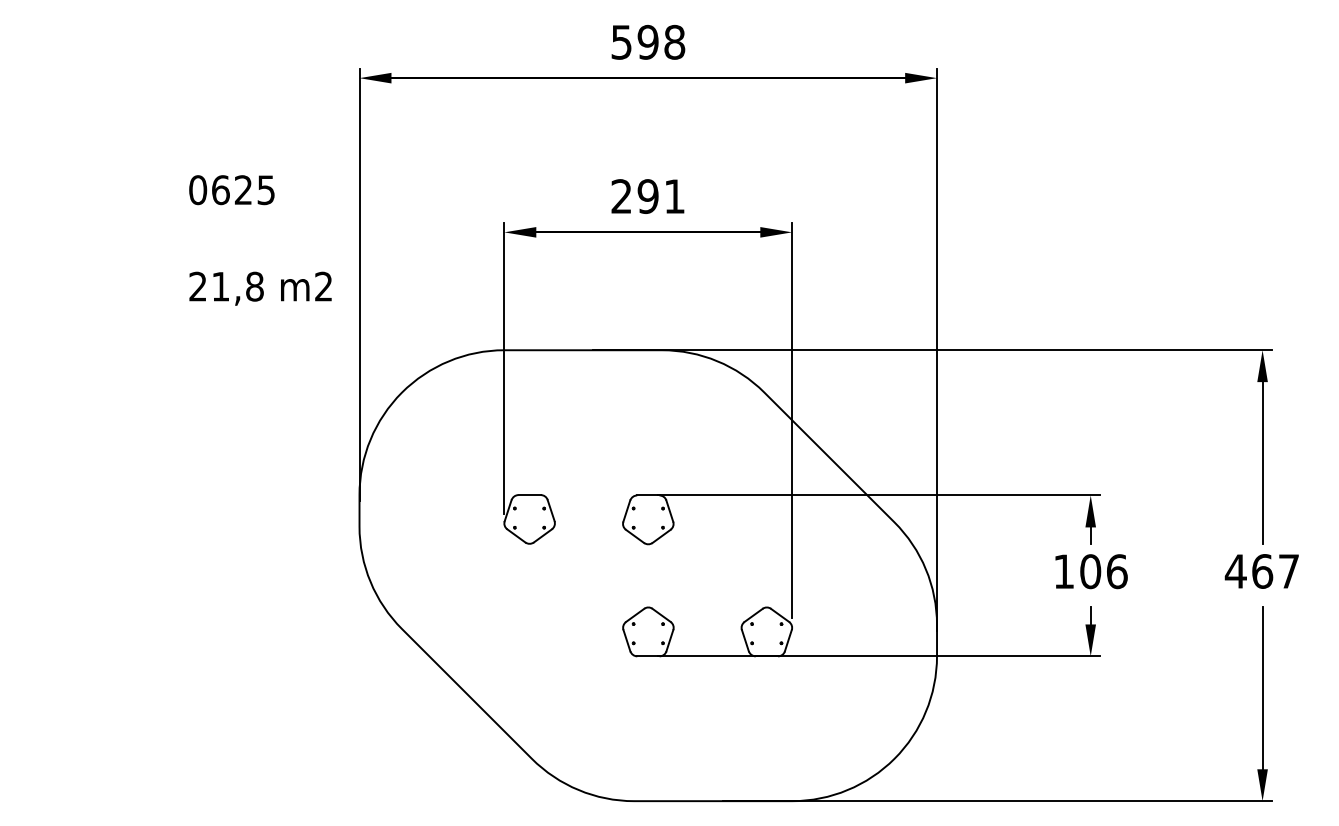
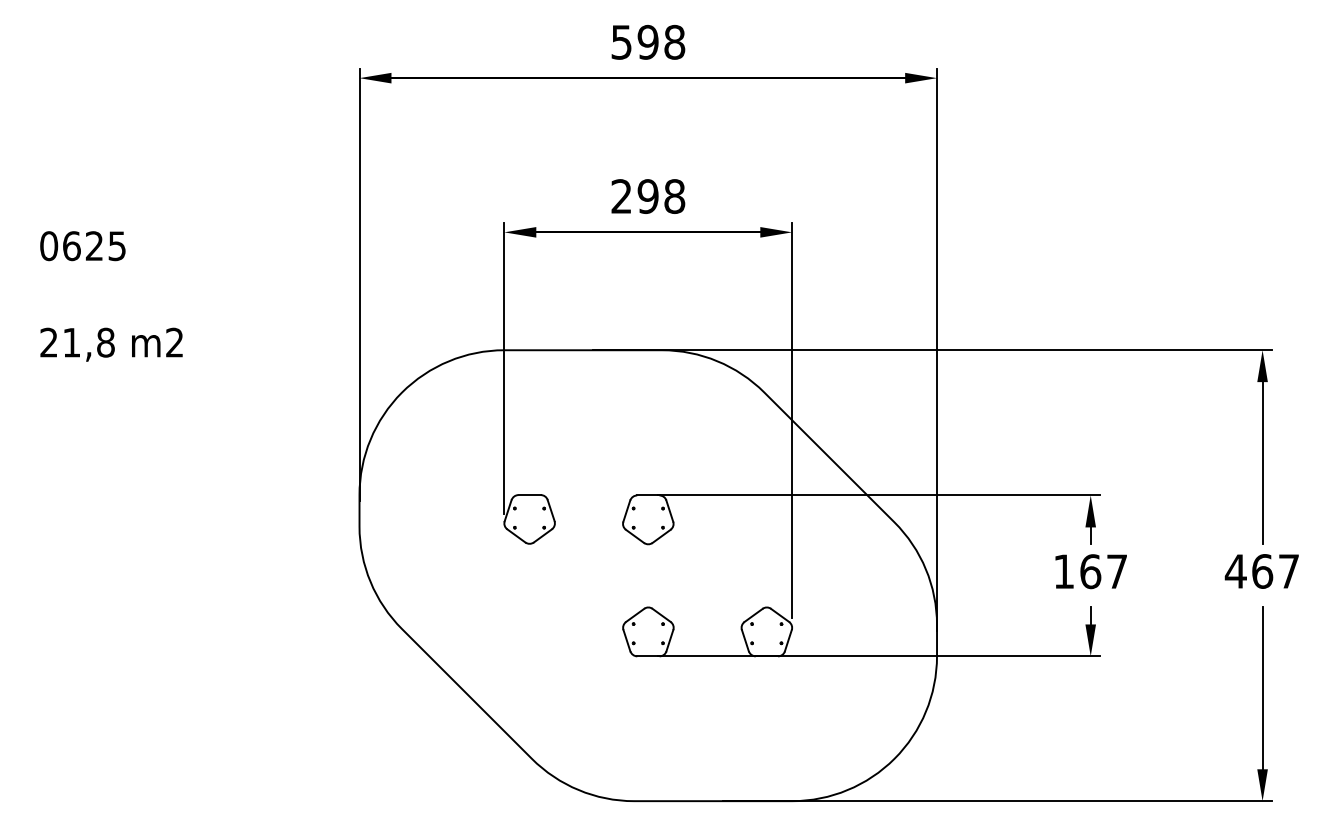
text: 291 -> 298 (674, 196)
text position: (260, 240) -> (111, 296) (111, 296)
text: 106 -> 167 (1103, 571)
